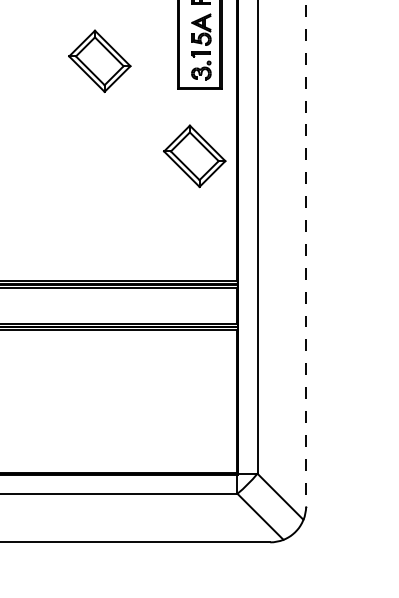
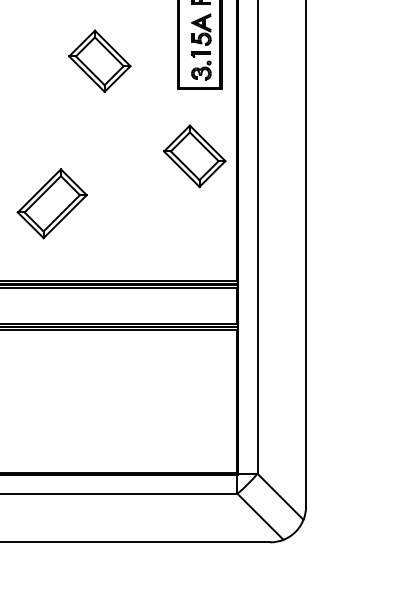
part: none -> present (51, 203)
line: dashed -> solid (306, 253)
